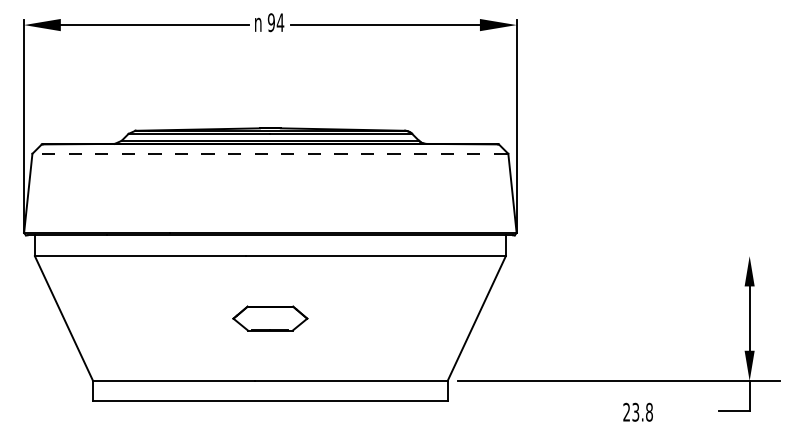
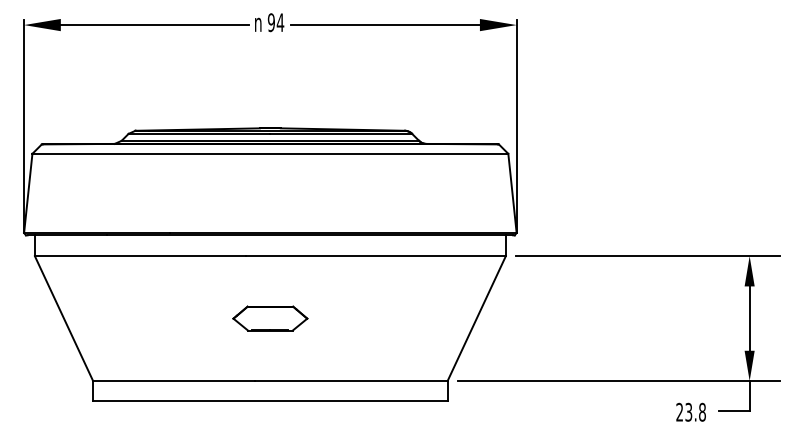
line: dashed -> solid (269, 153)
line: none -> present (647, 256)
text position: (637, 411) -> (690, 411) (690, 411)
